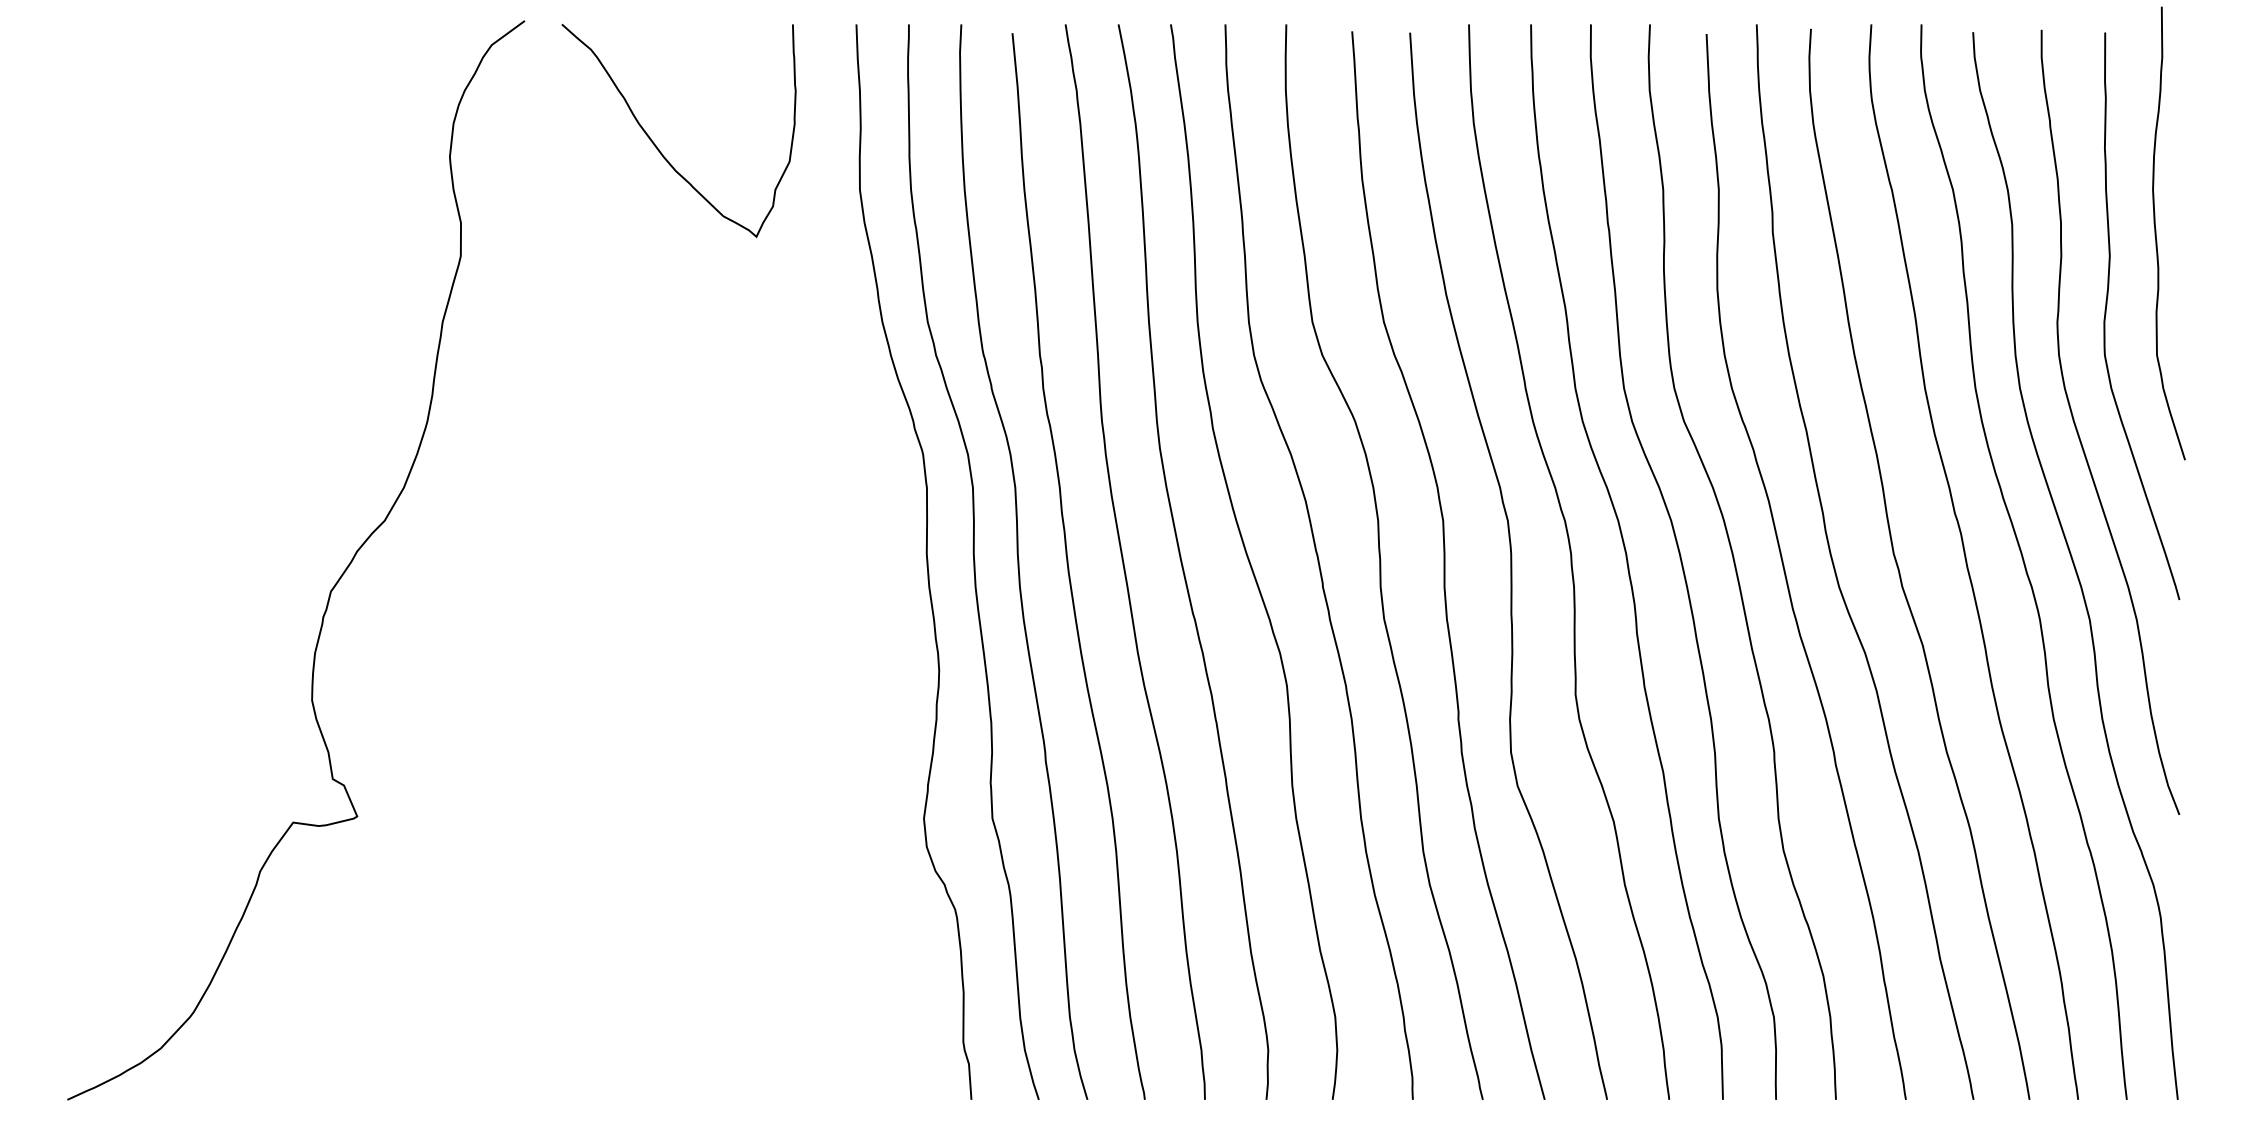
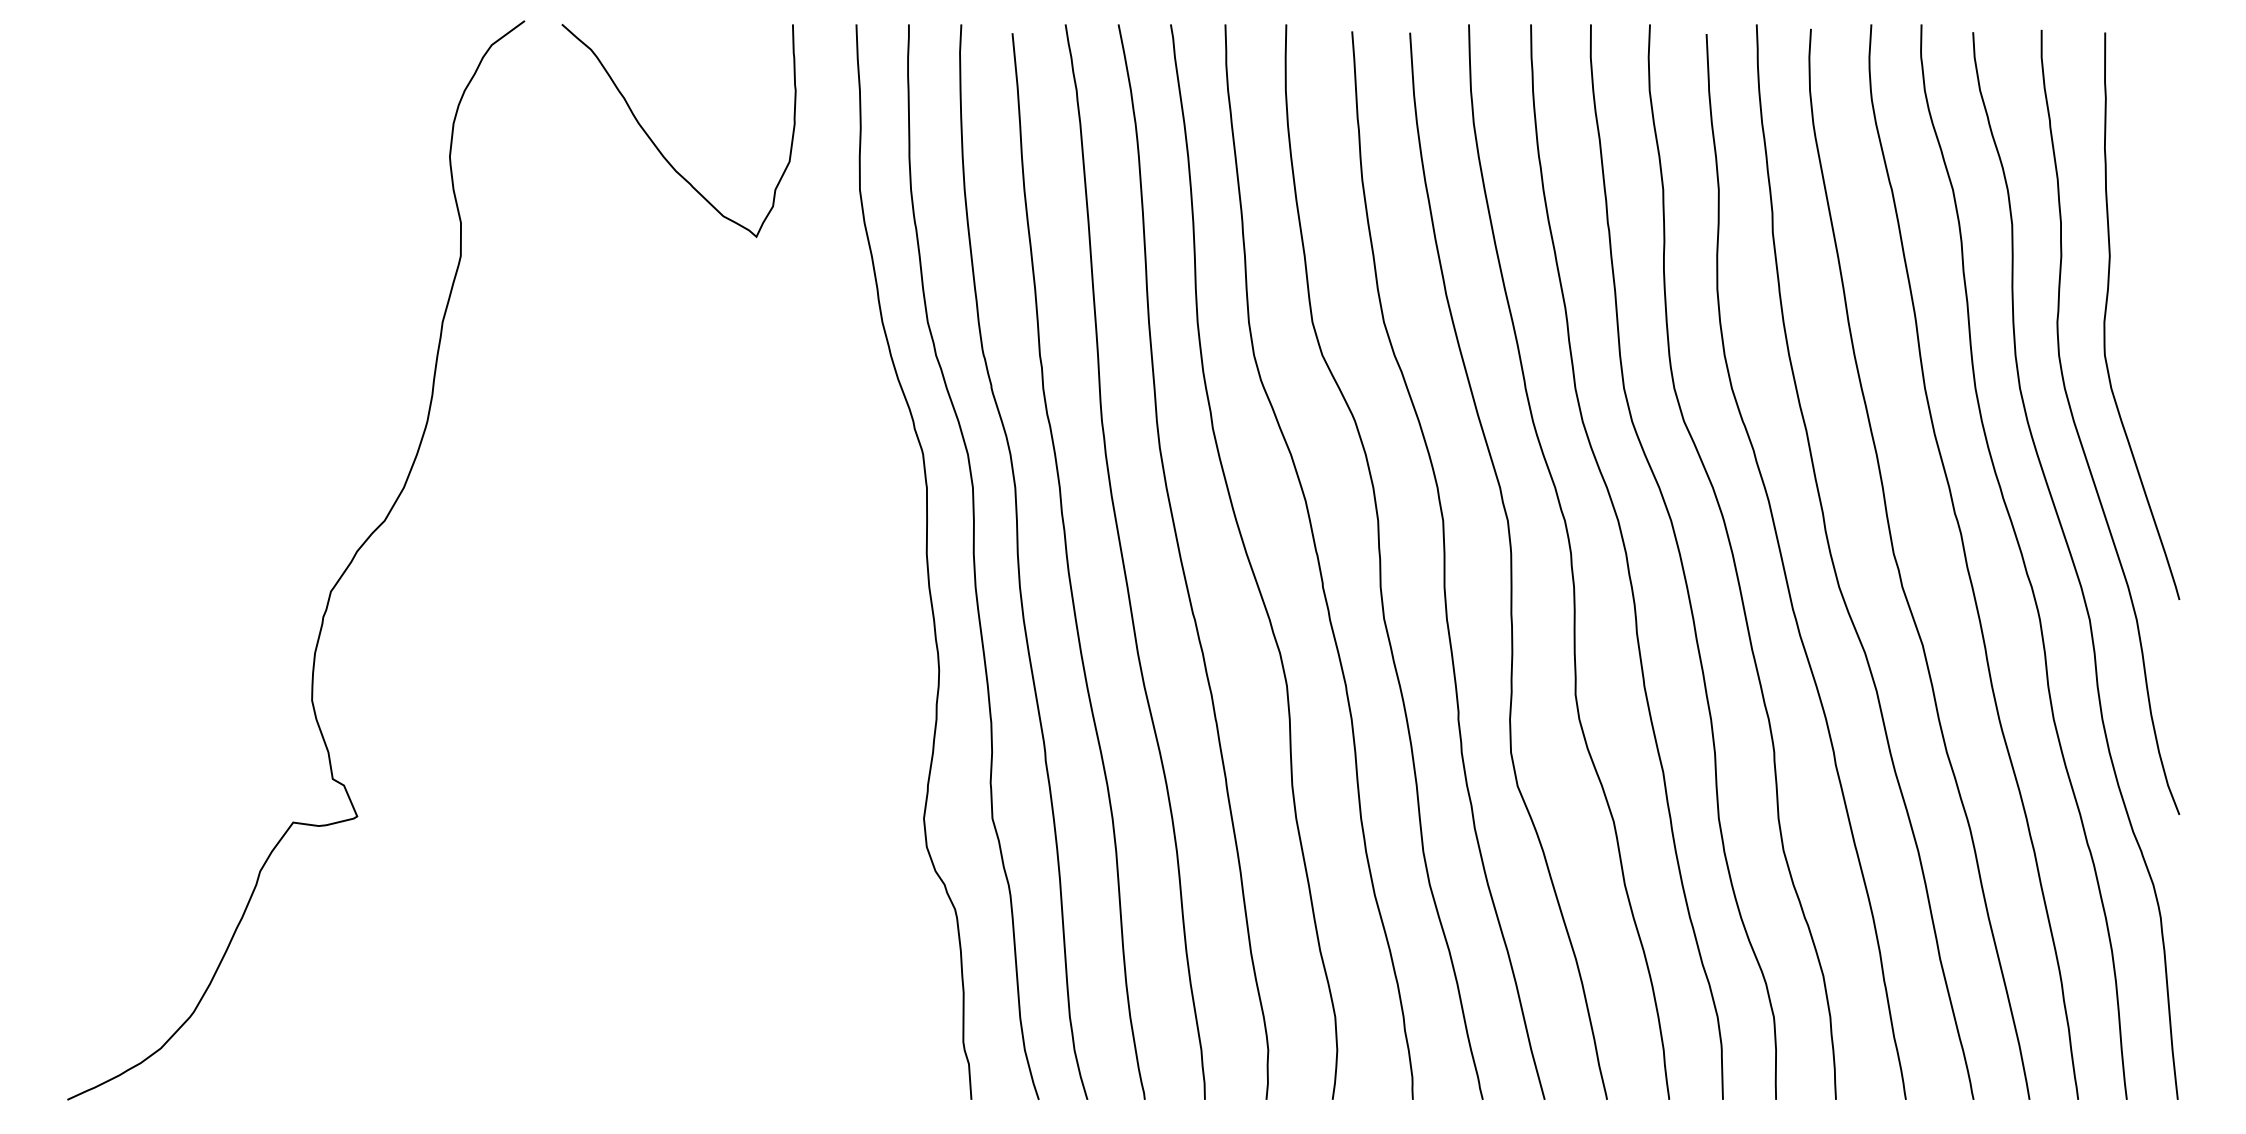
curve: present -> none (2156, 233)
